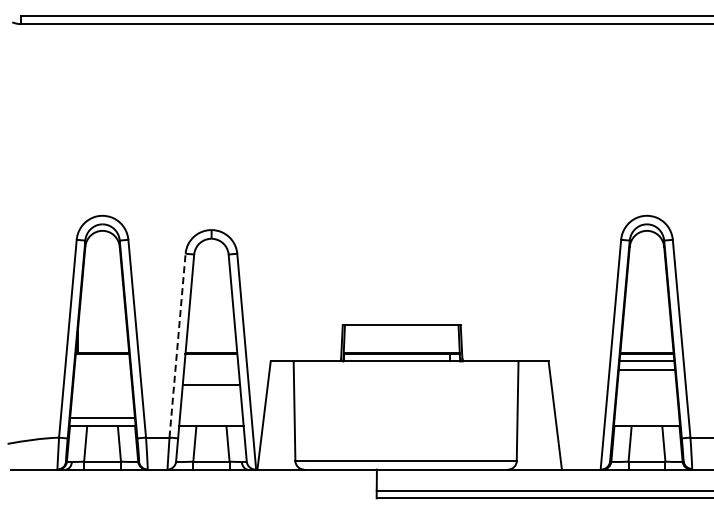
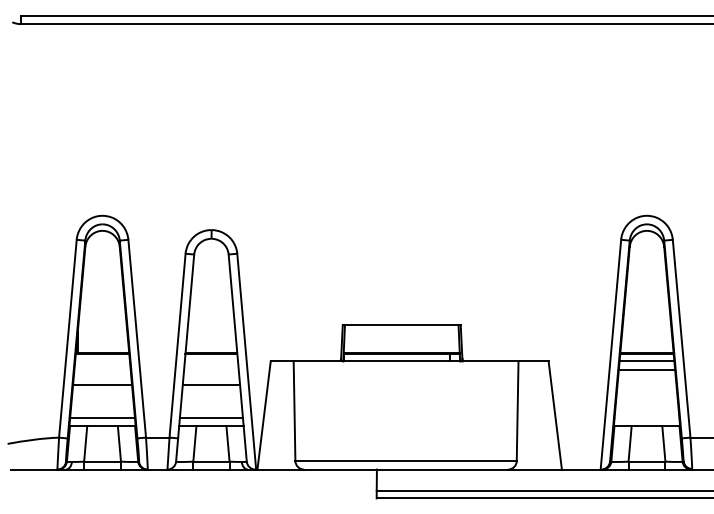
line: dashed -> solid (177, 345)
line: none -> present (102, 384)
line: none -> present (210, 418)
